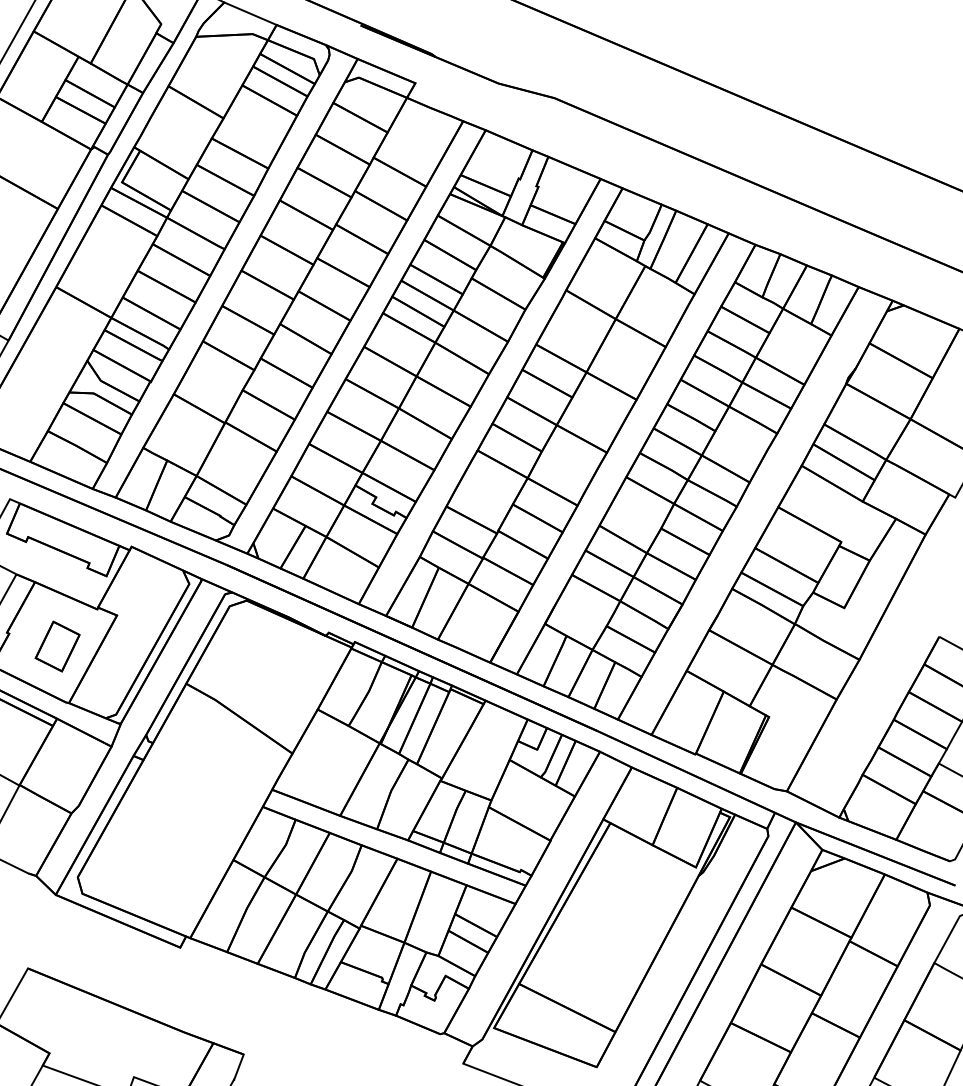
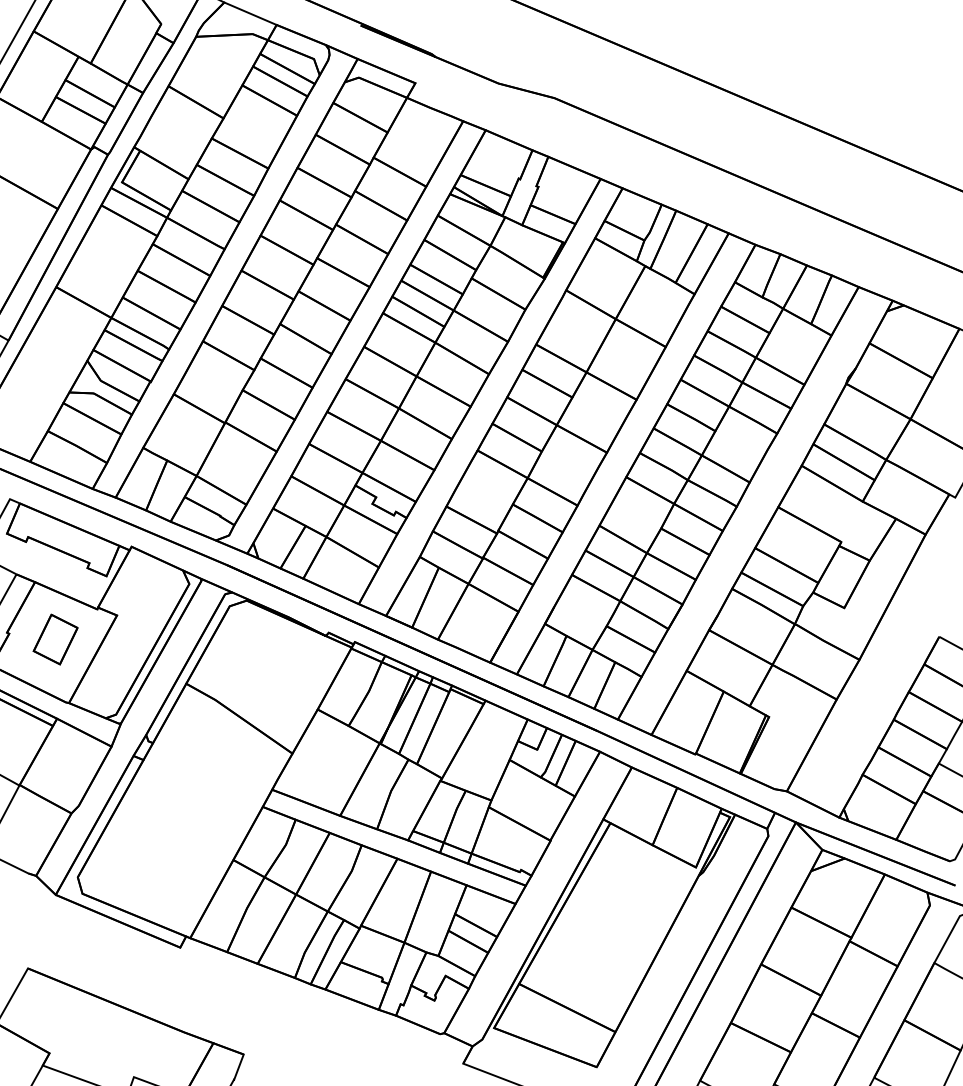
part position: (57, 646) -> (55, 639) (55, 639)
